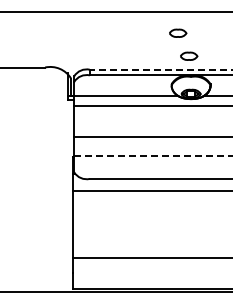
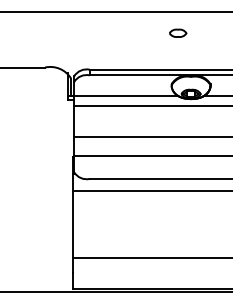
part: present -> none (189, 55)
line: dashed -> solid (160, 69)
line: dashed -> solid (153, 155)
